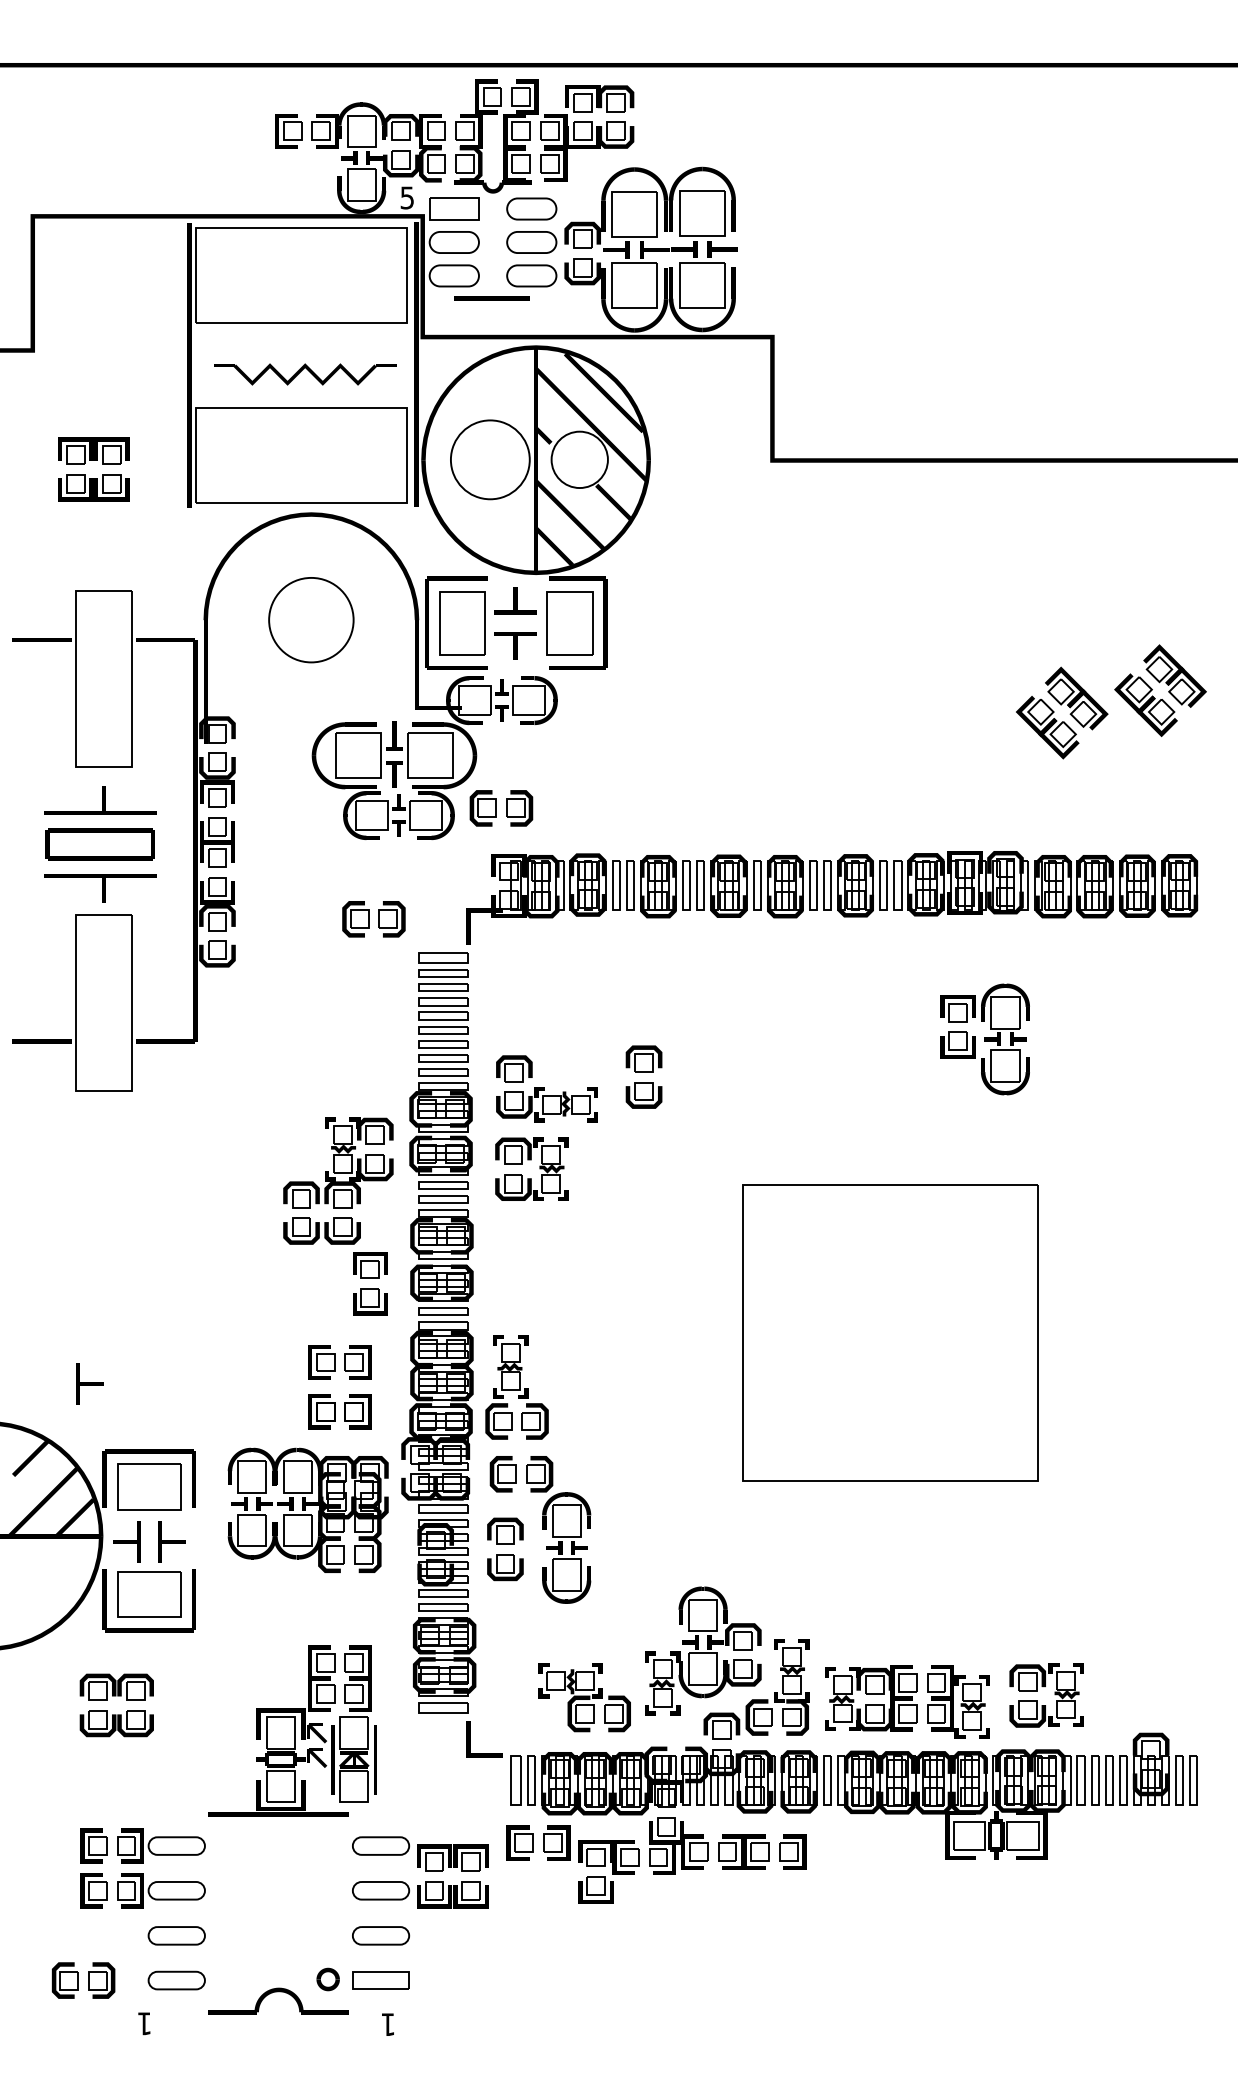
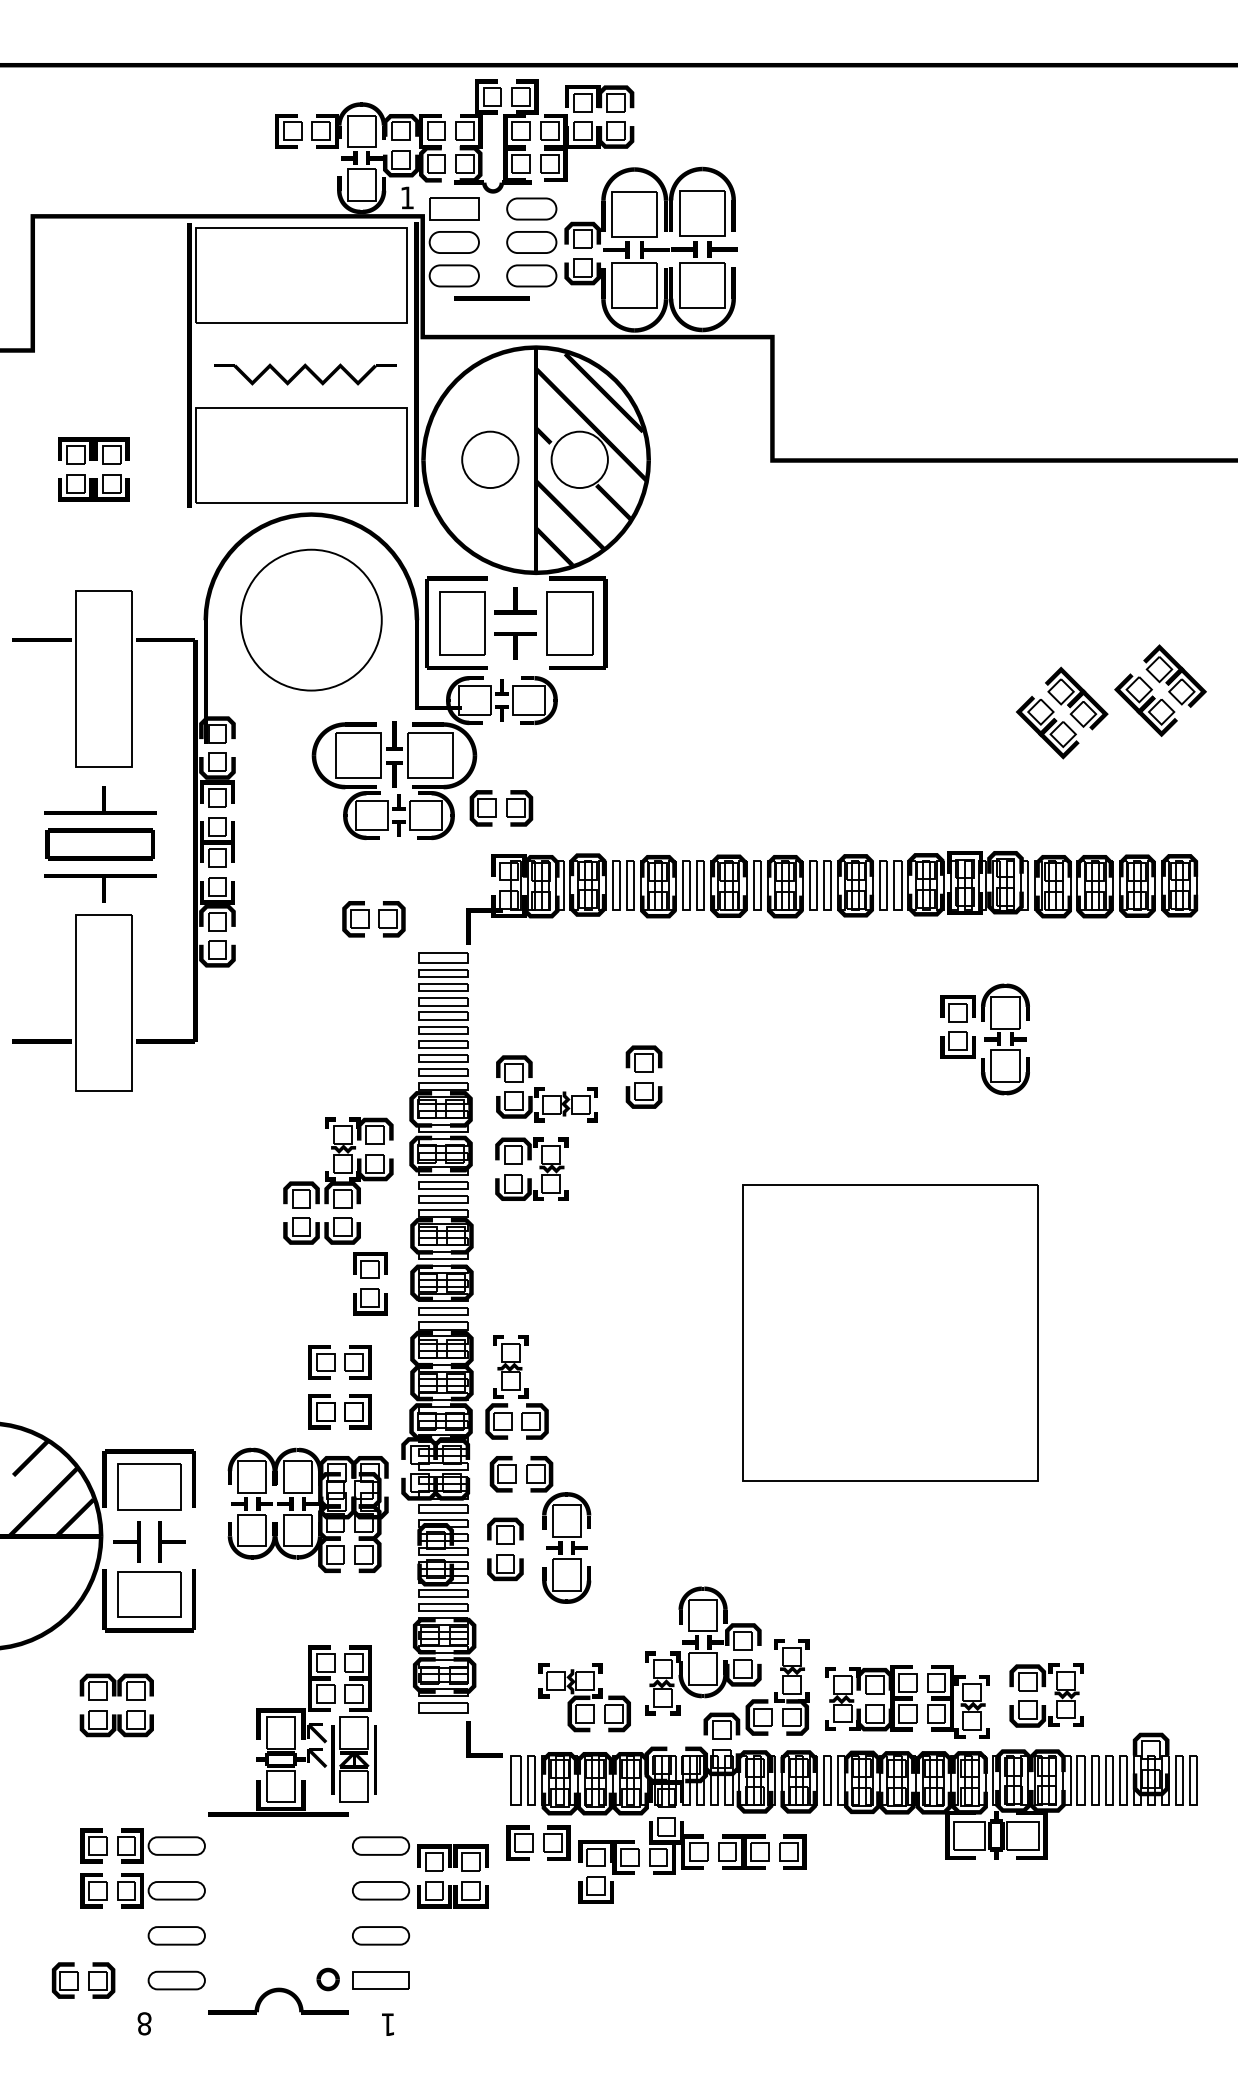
text: 5 -> 1 (406, 197)
circle diameter: 79 px -> 56 px (490, 459)
circle diameter: 85 px -> 141 px (310, 619)
part: present -> none (89, 1383)
text: 1 -> 8 (144, 2023)
